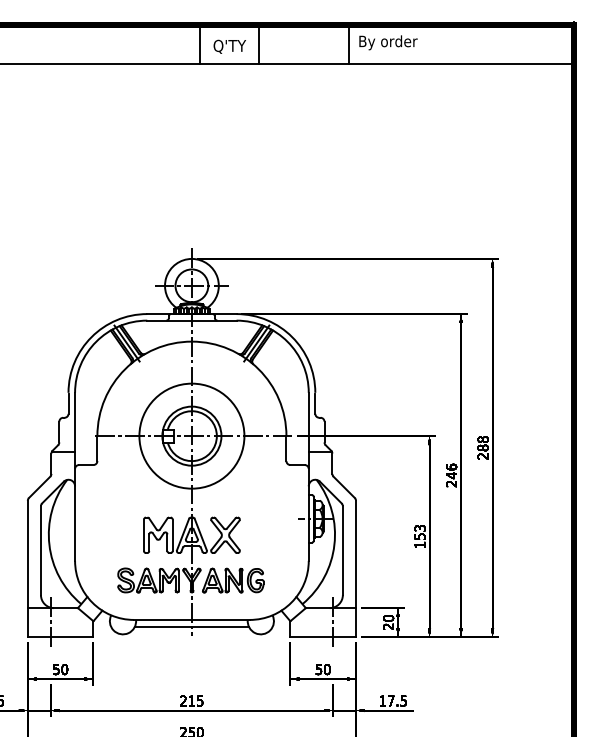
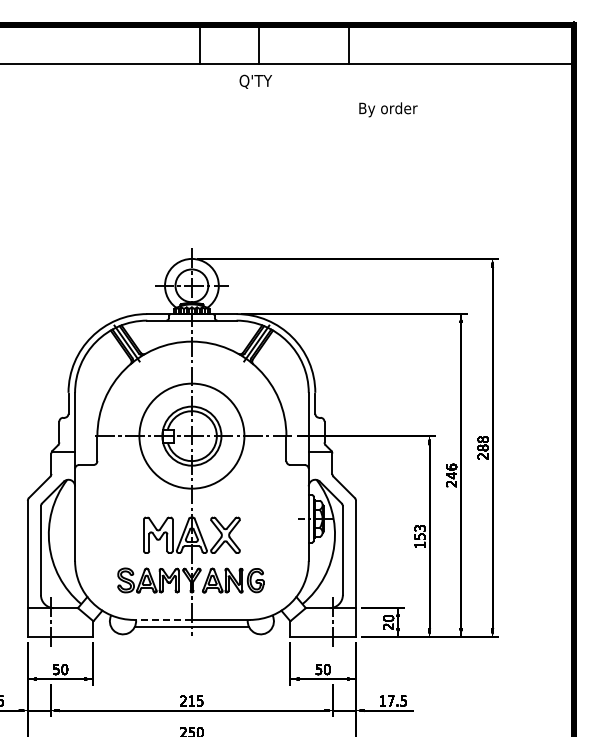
text position: (388, 42) -> (388, 109) (388, 109)
text position: (229, 46) -> (255, 81) (255, 81)
line: solid -> dashed (163, 619)
